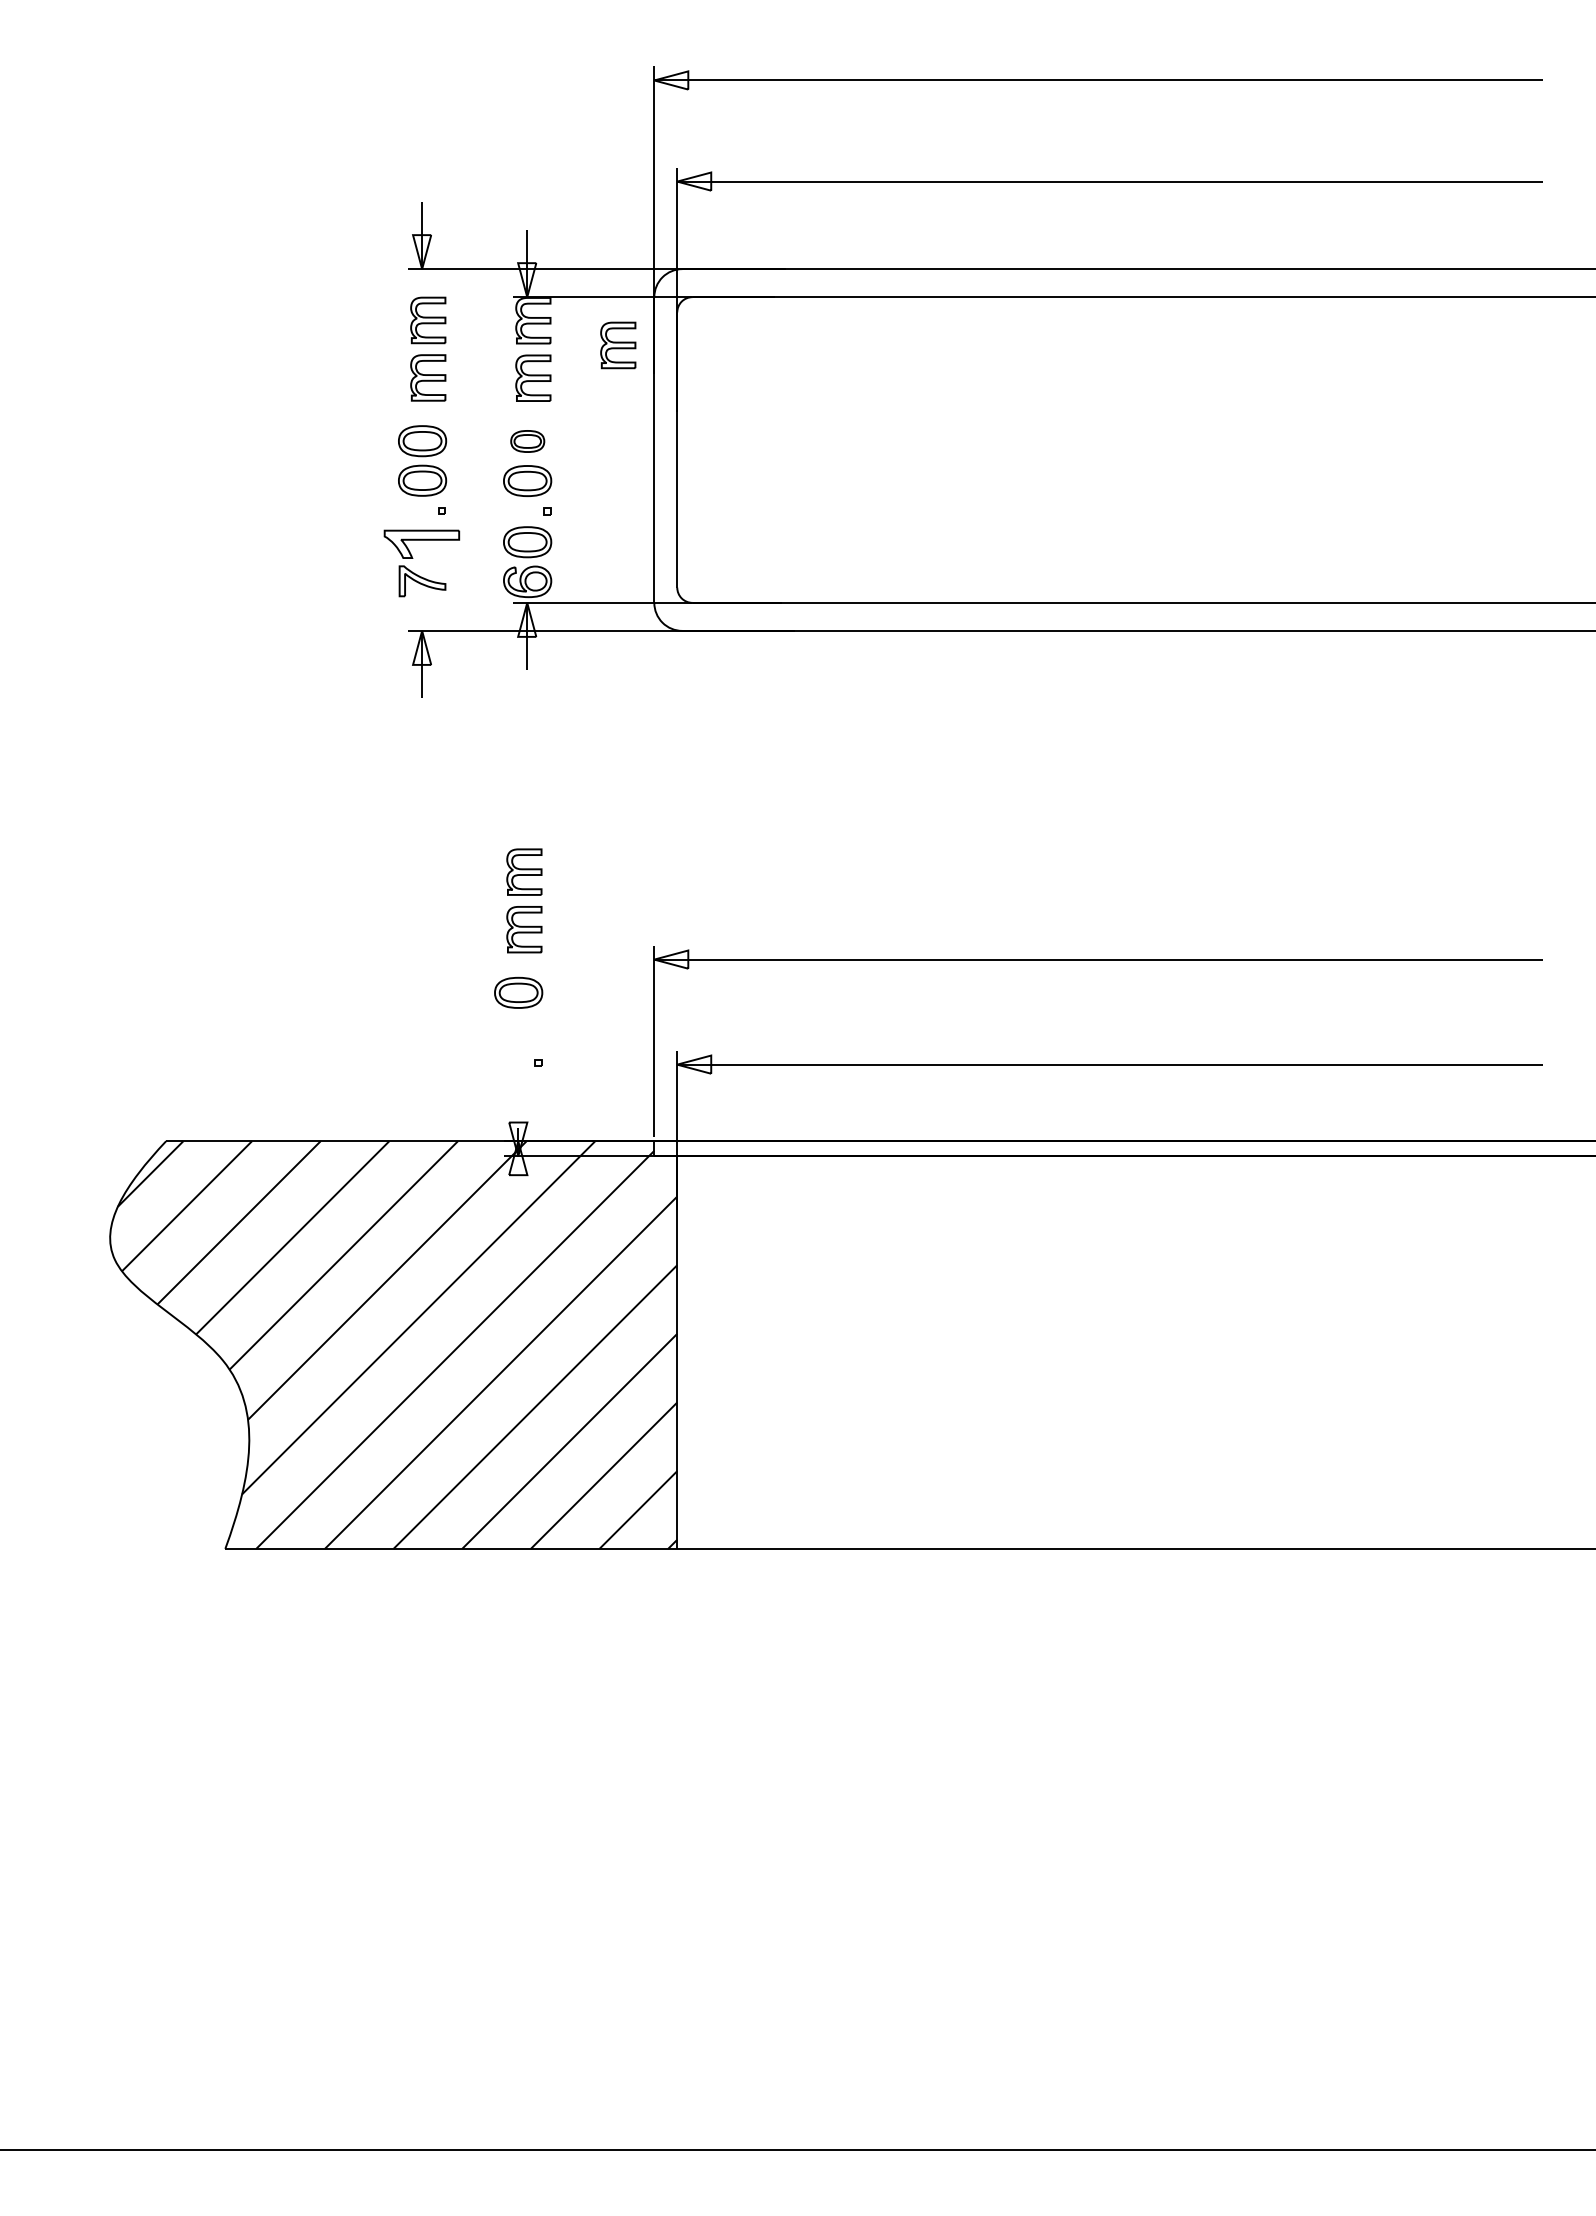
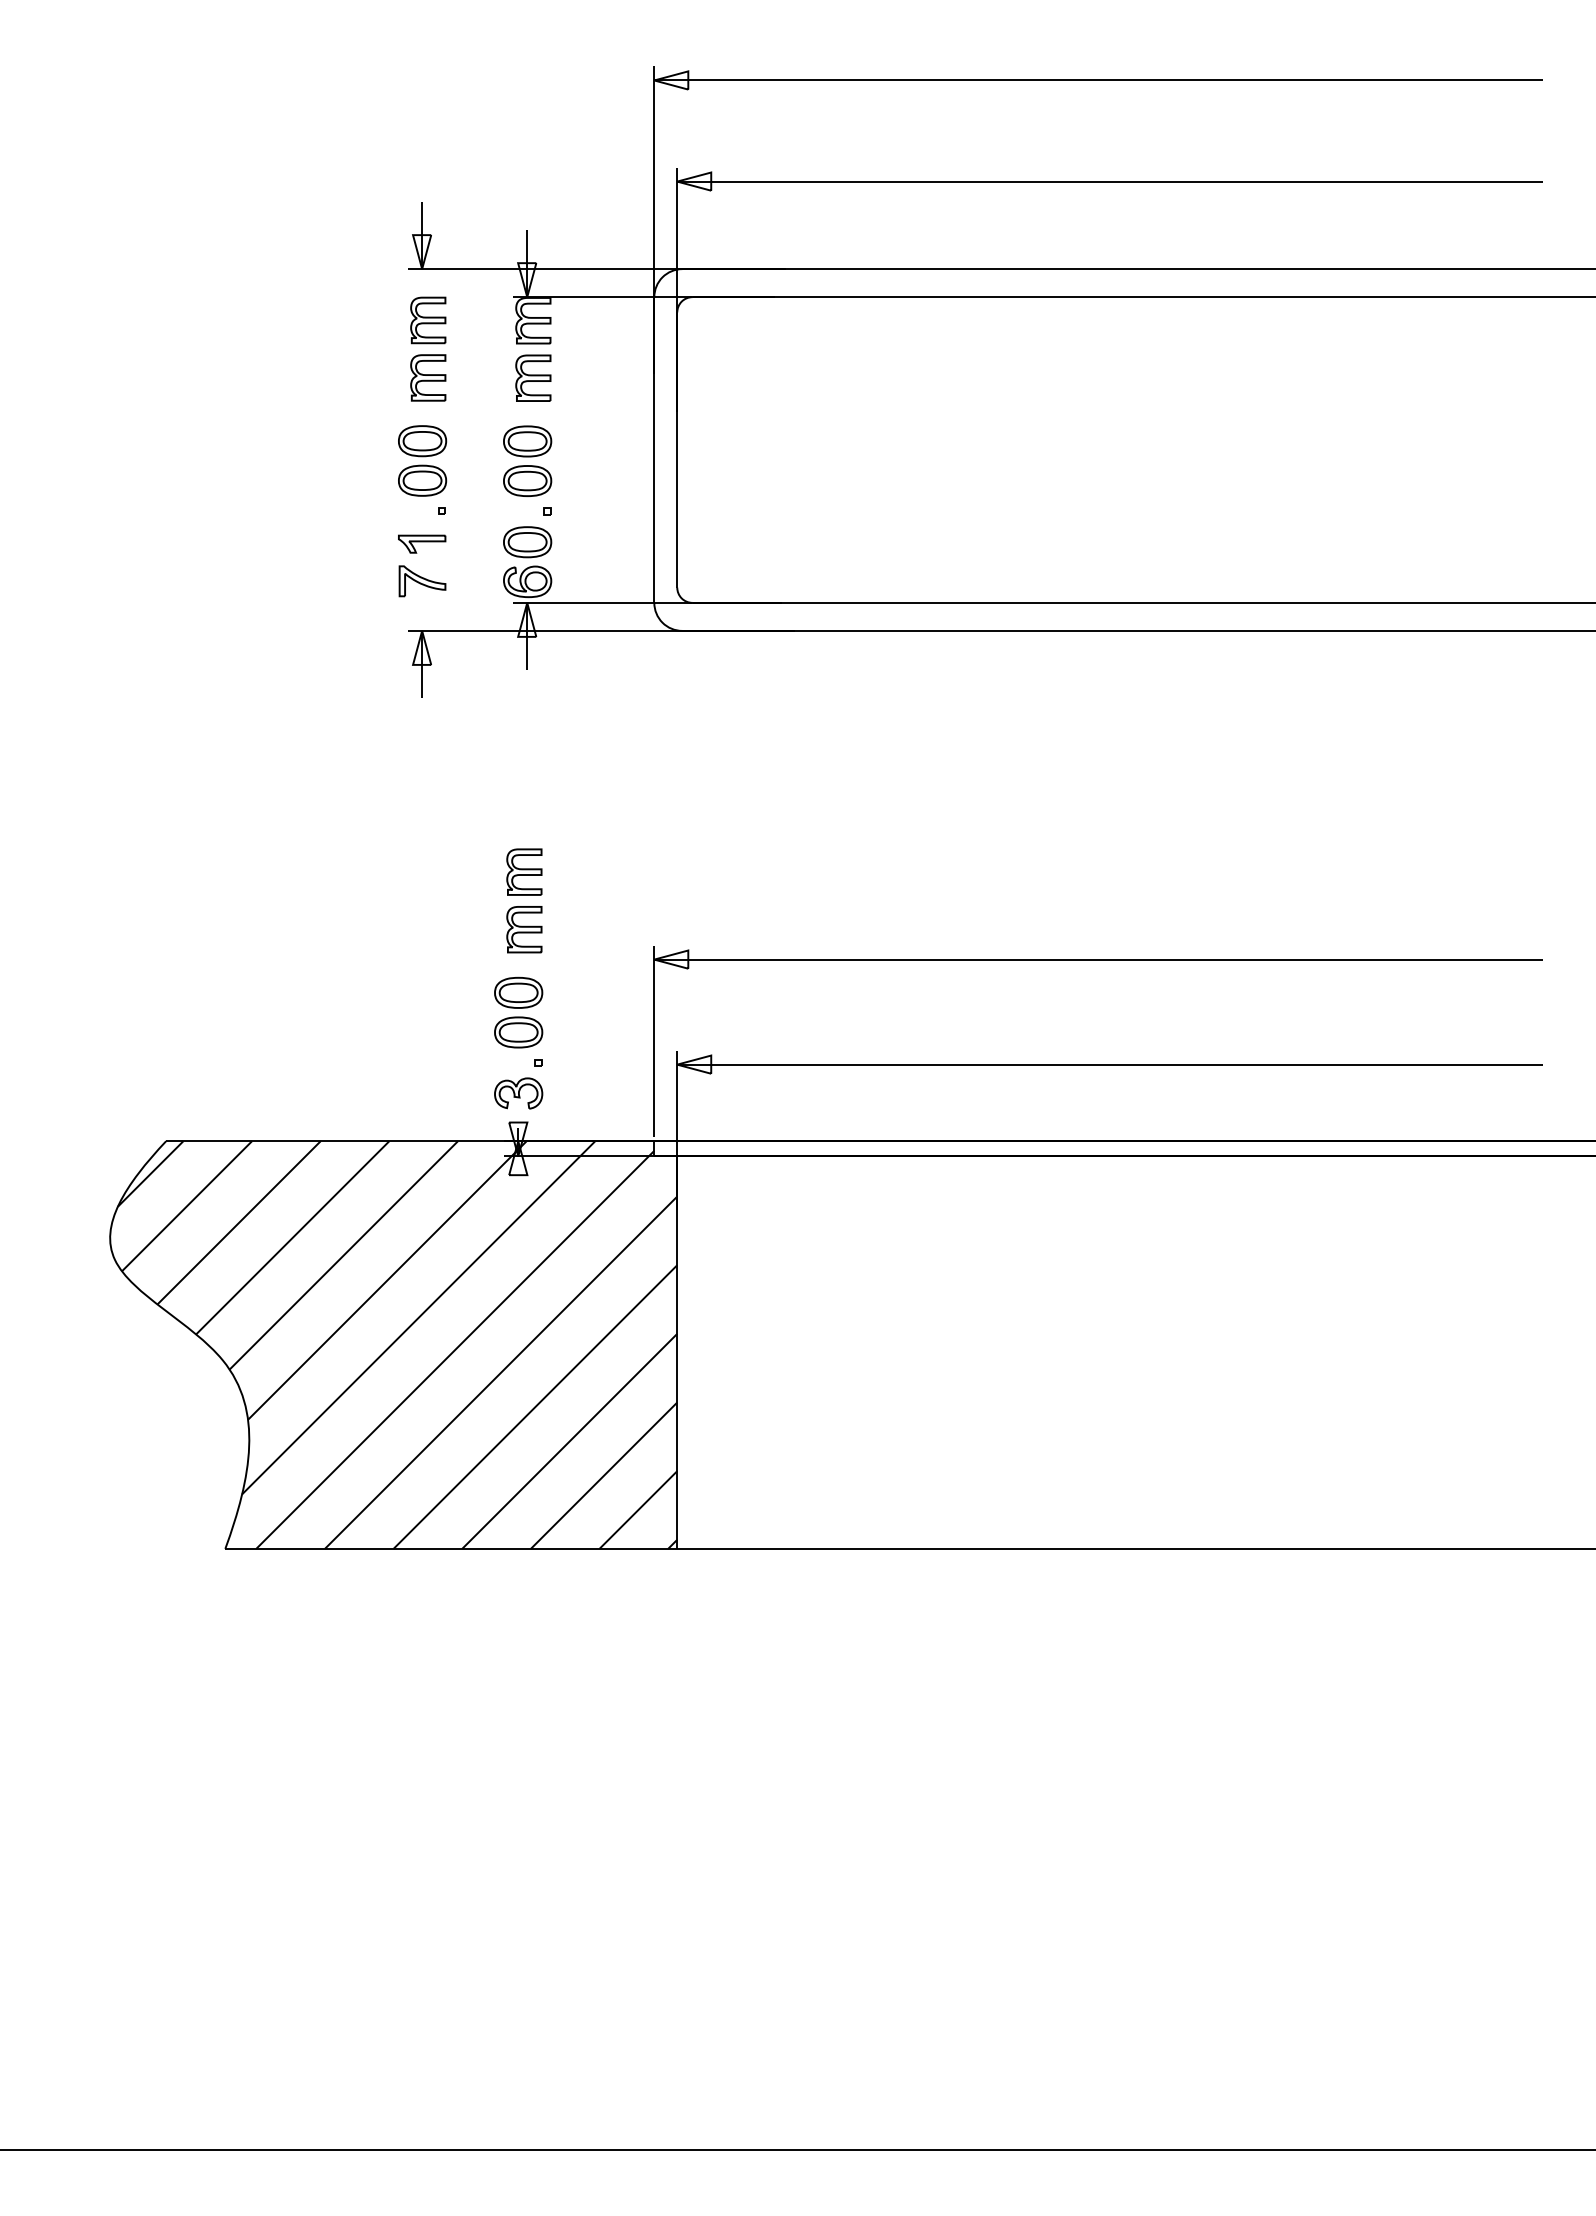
part: present -> none (618, 345)
part size: 36x23 px -> 50x33 px (527, 441)
part size: 78x30 px -> 49x20 px (422, 543)
part: none -> present (518, 1032)
part: none -> present (518, 1093)
